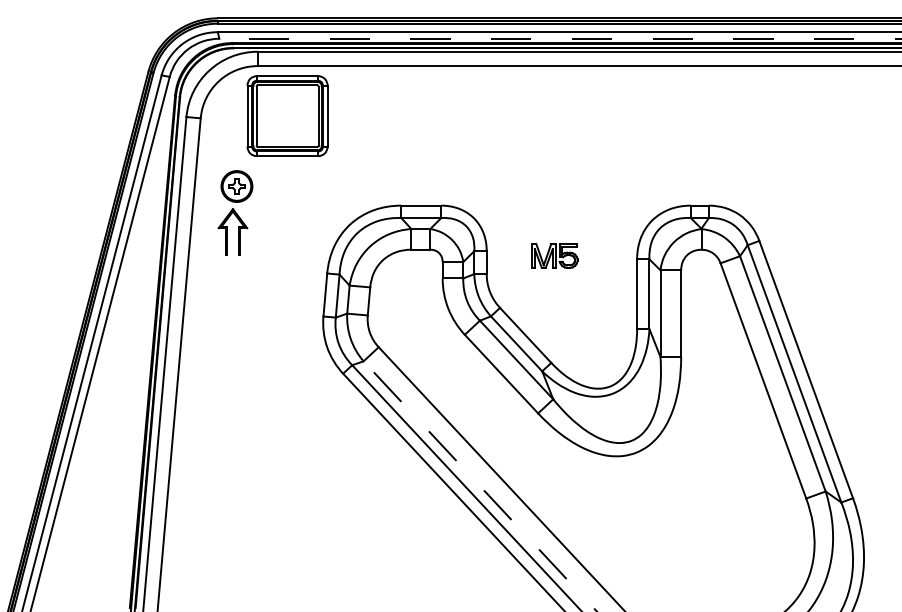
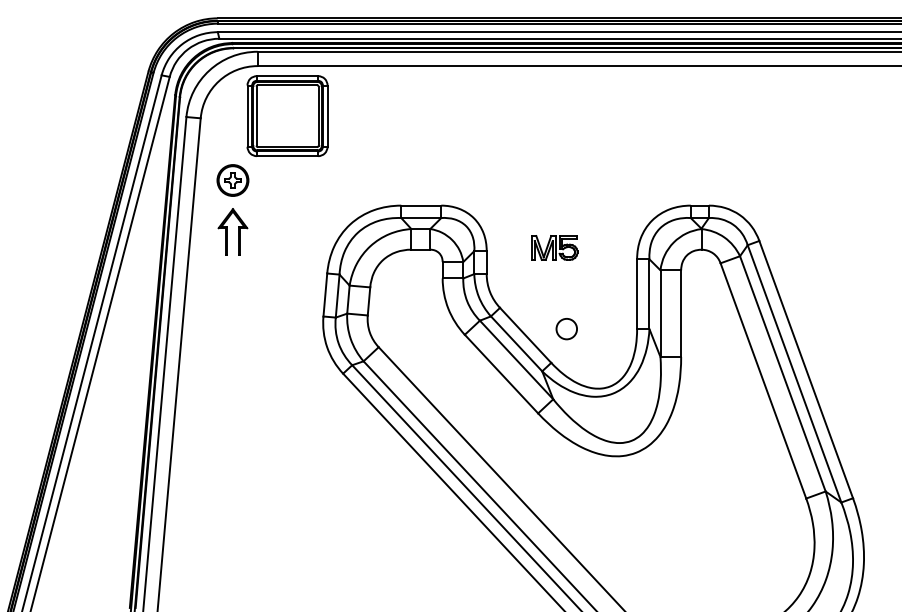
line: dashed -> solid (560, 38)
part position: (236, 186) -> (232, 180) (232, 180)
part position: (554, 255) -> (554, 247) (554, 247)
circle: none -> present (566, 329)
line: dashed -> solid (480, 486)
